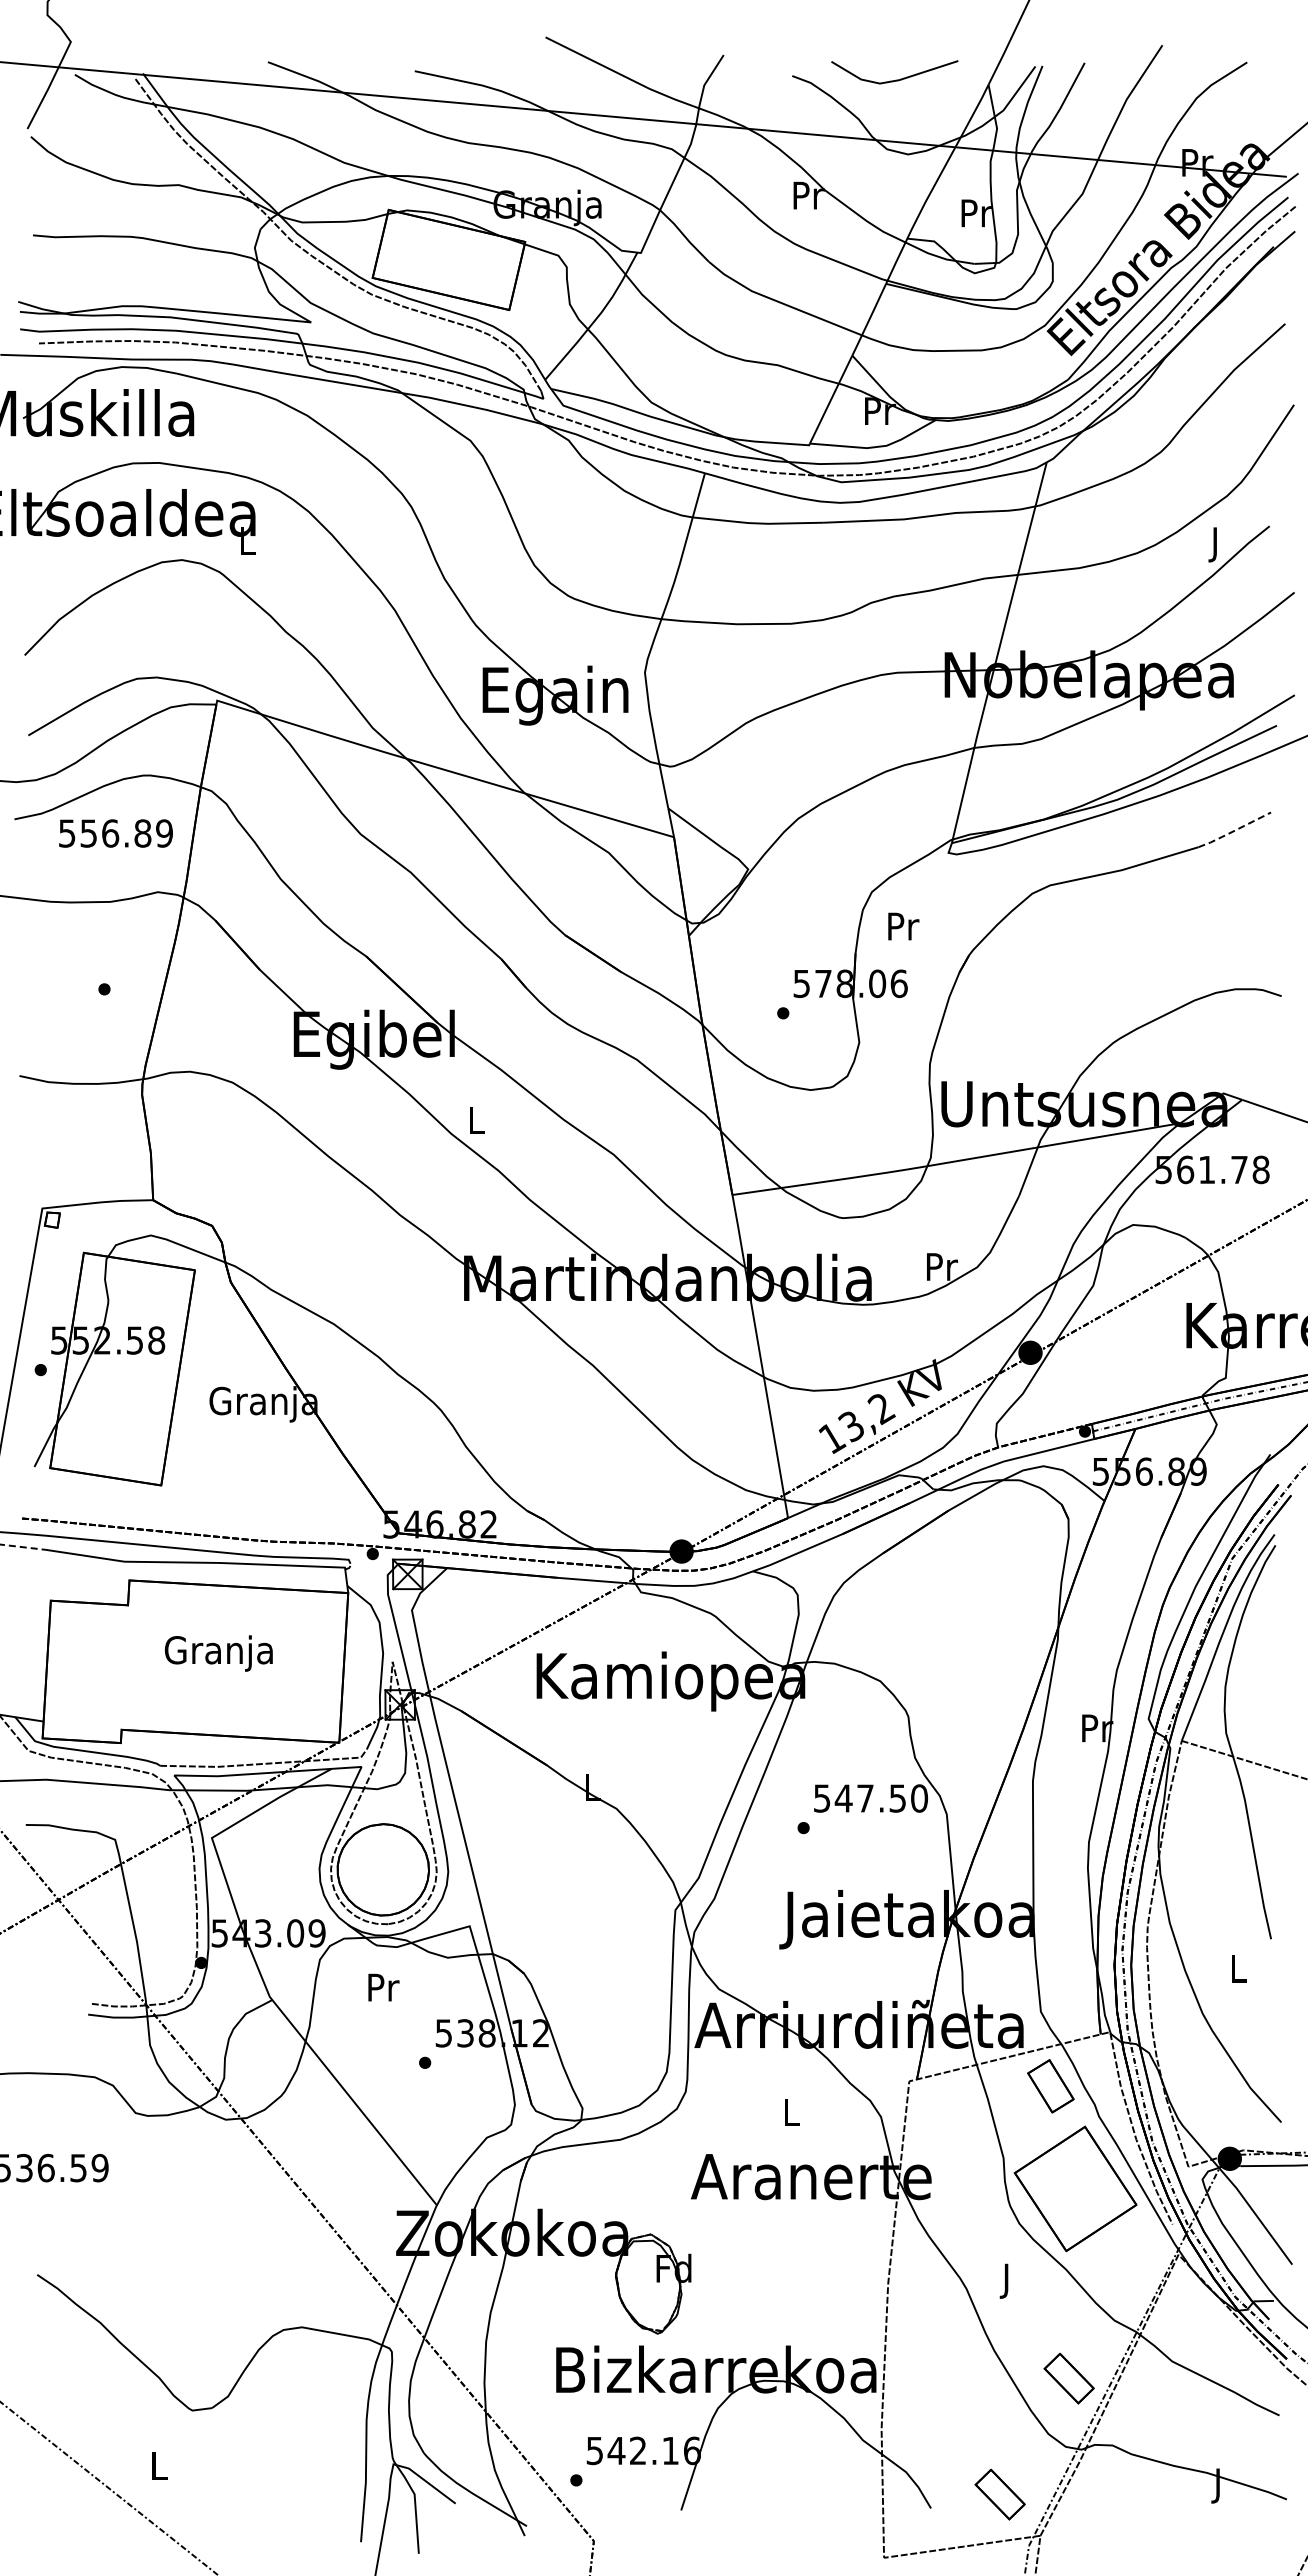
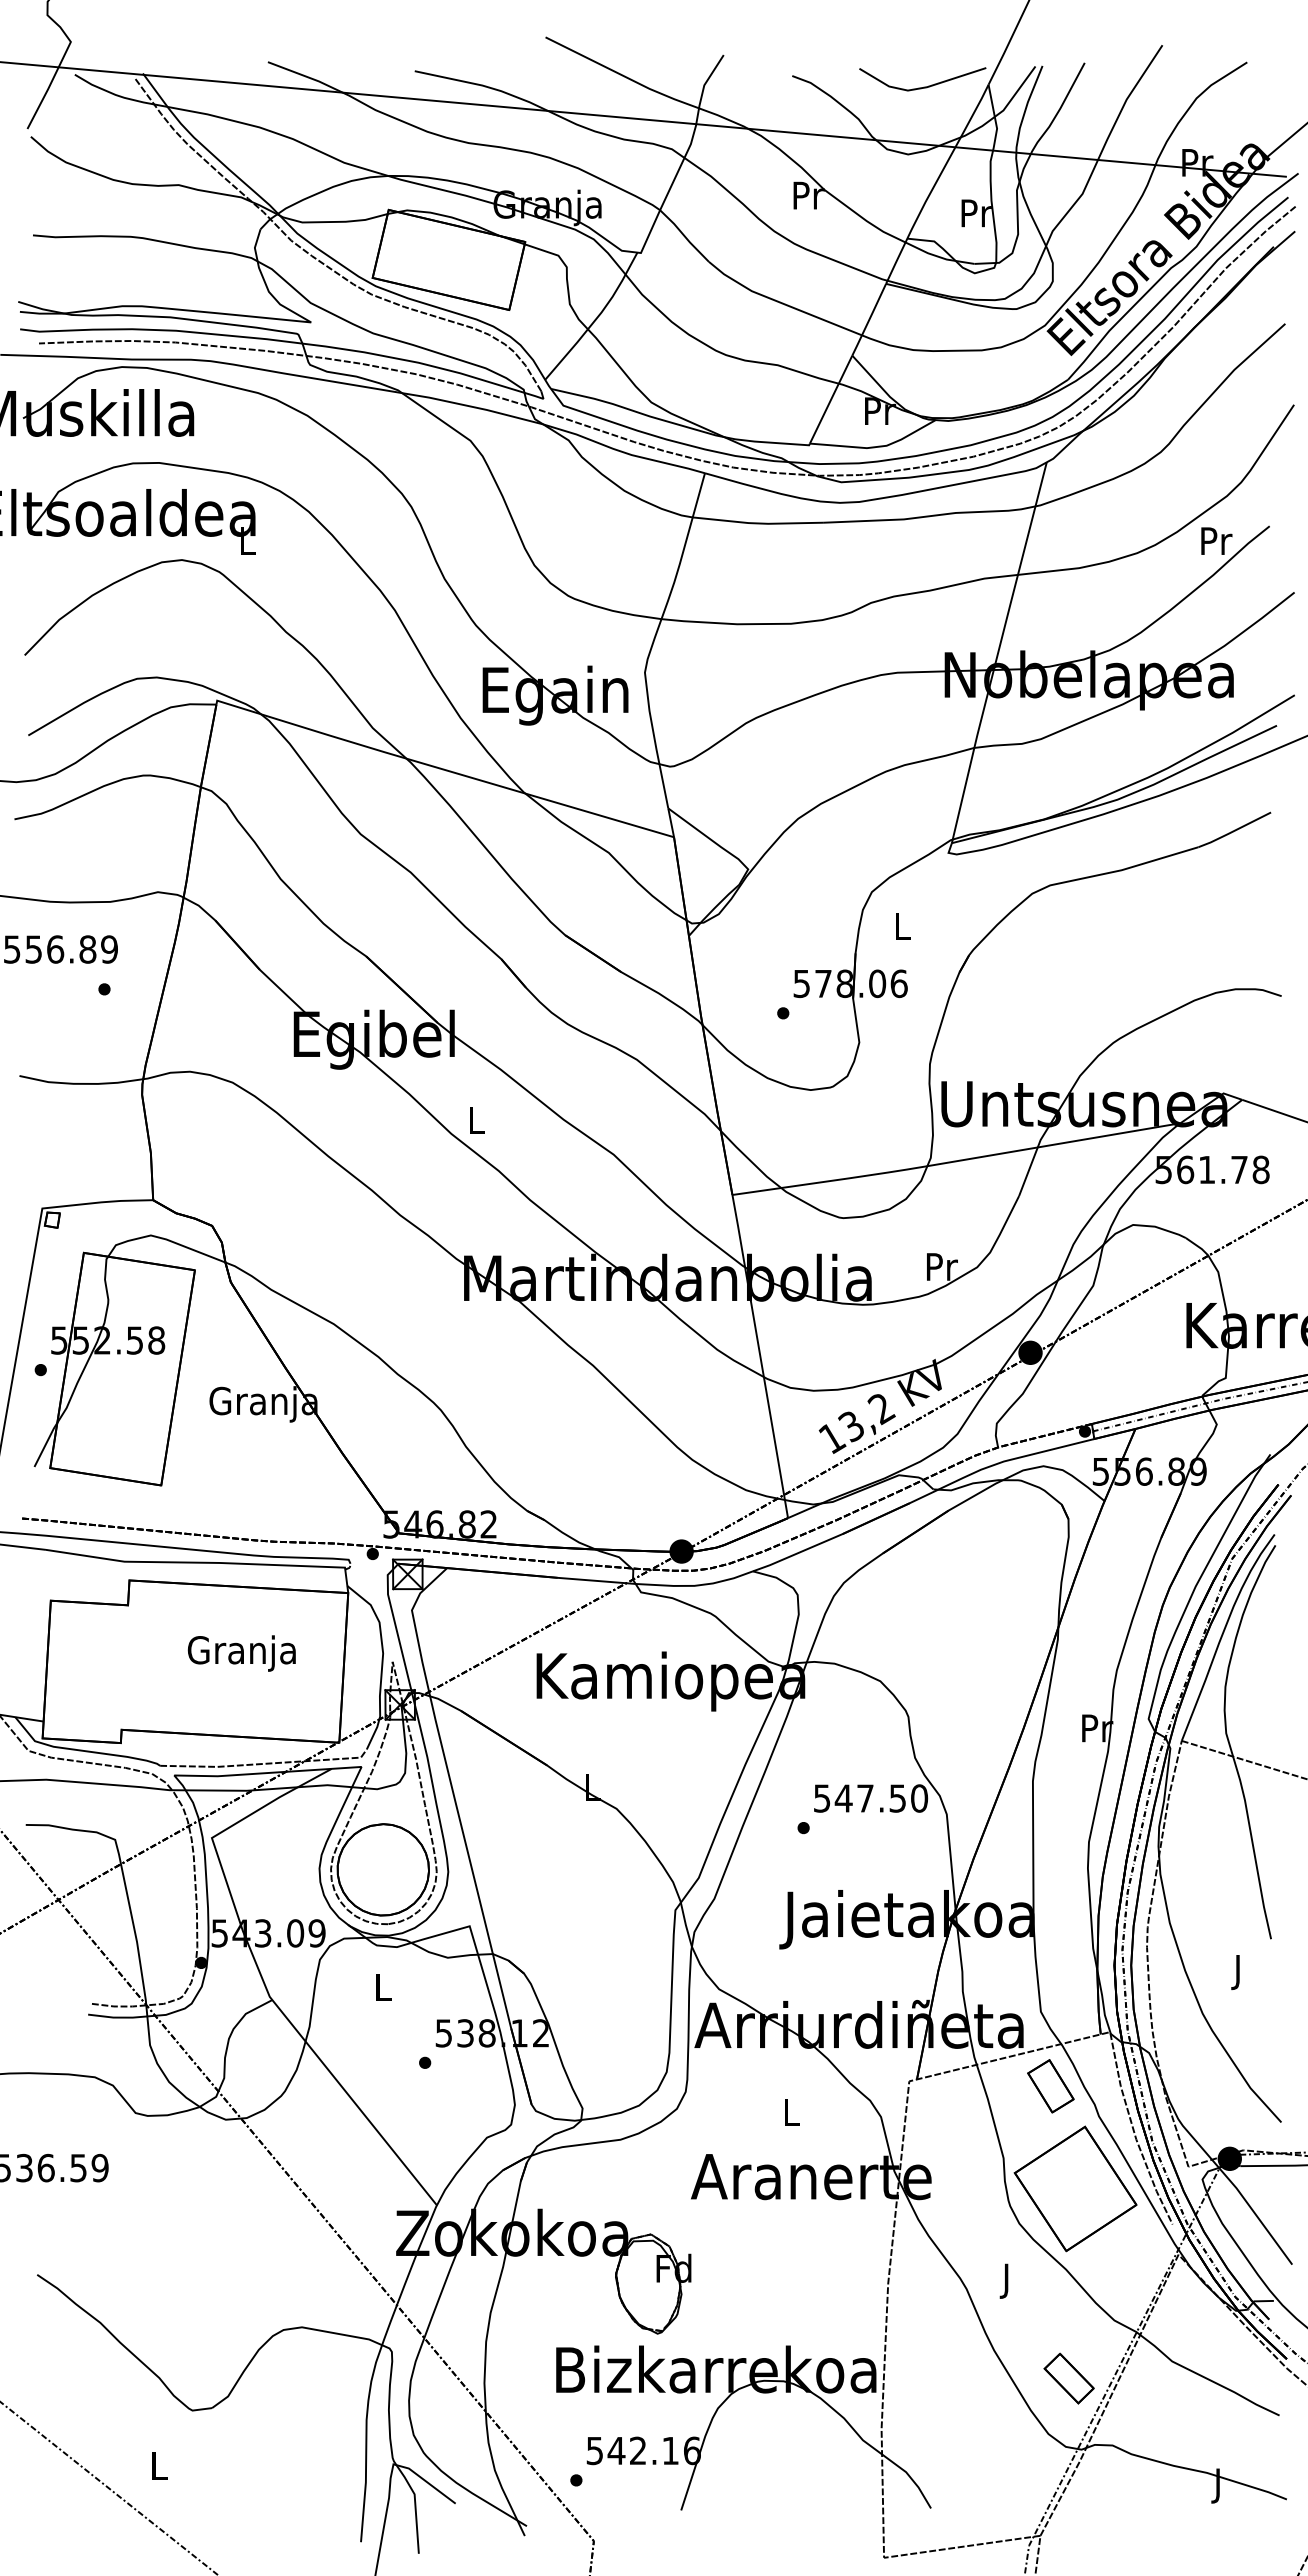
line position: (895, 79) -> (923, 86) (923, 86)
text: J -> Pr (1216, 544)
line: dashed -> solid (1233, 831)
text position: (115, 833) -> (60, 949) (60, 949)
text: Pr -> L (903, 926)
line: dashed -> solid (23, 1547)
text position: (218, 1653) -> (241, 1653) (241, 1653)
text: L -> J (1238, 1972)
text: Pr -> L (383, 1987)
part: present -> none (999, 2494)
